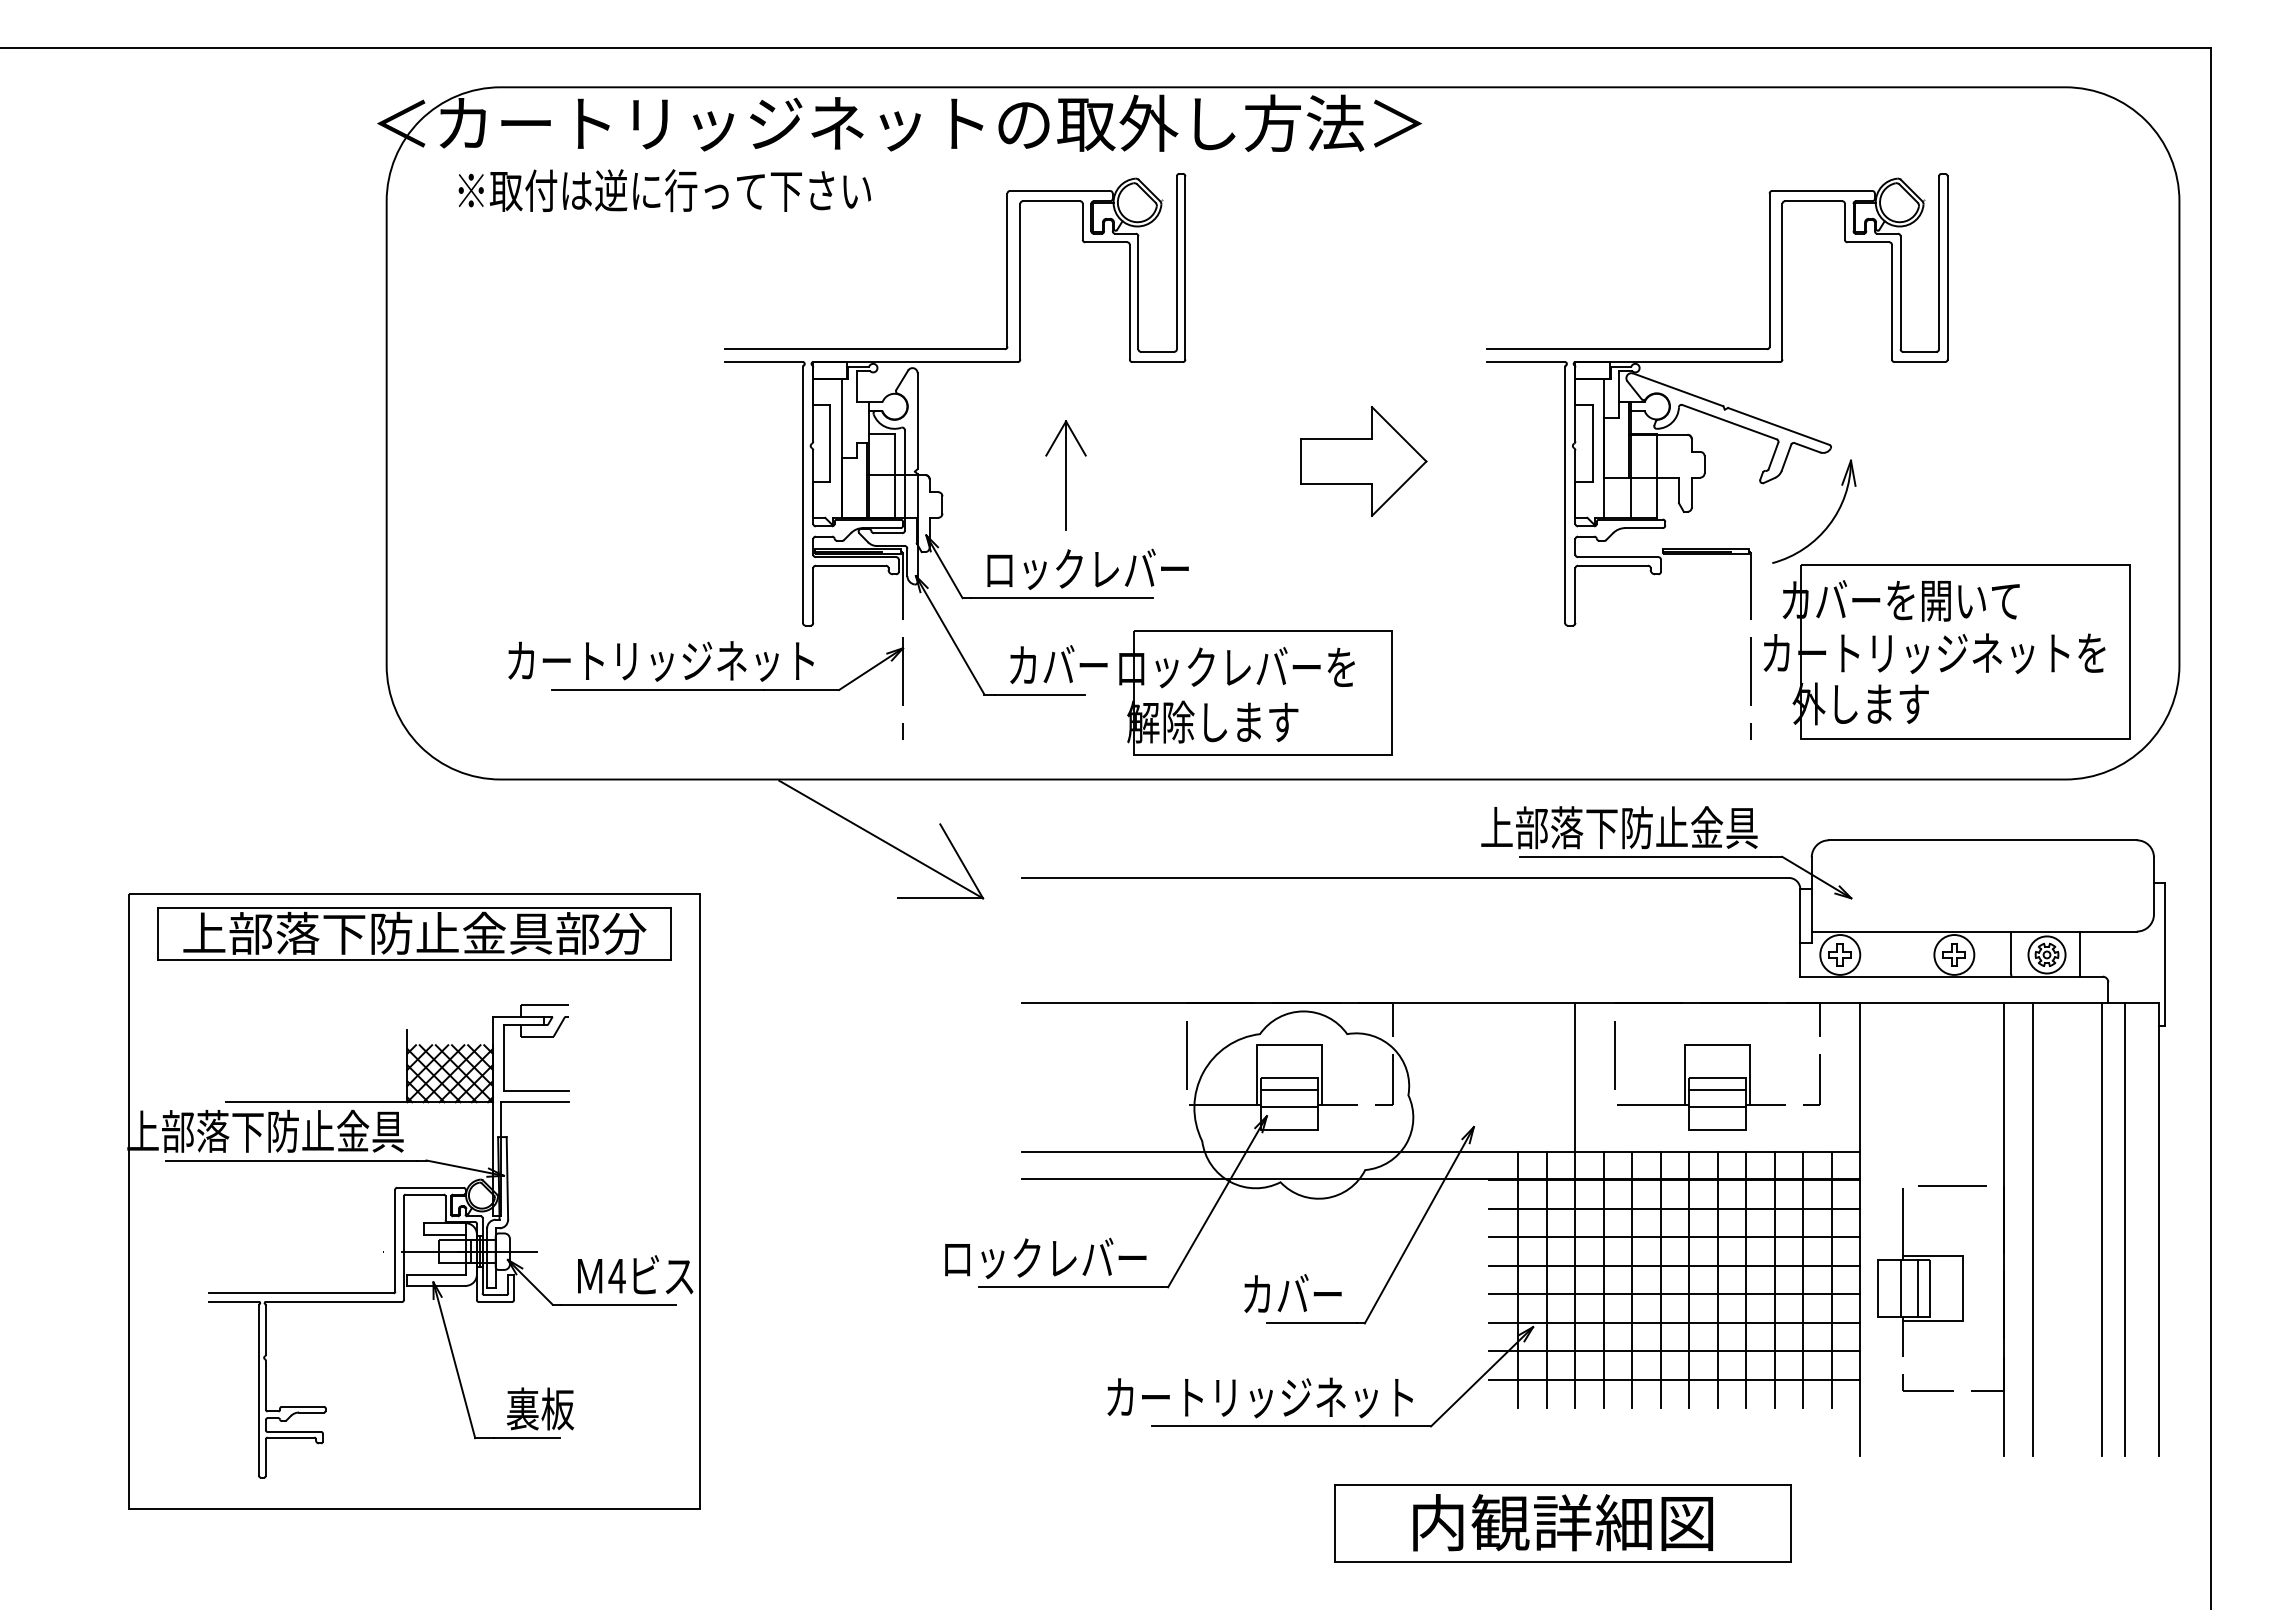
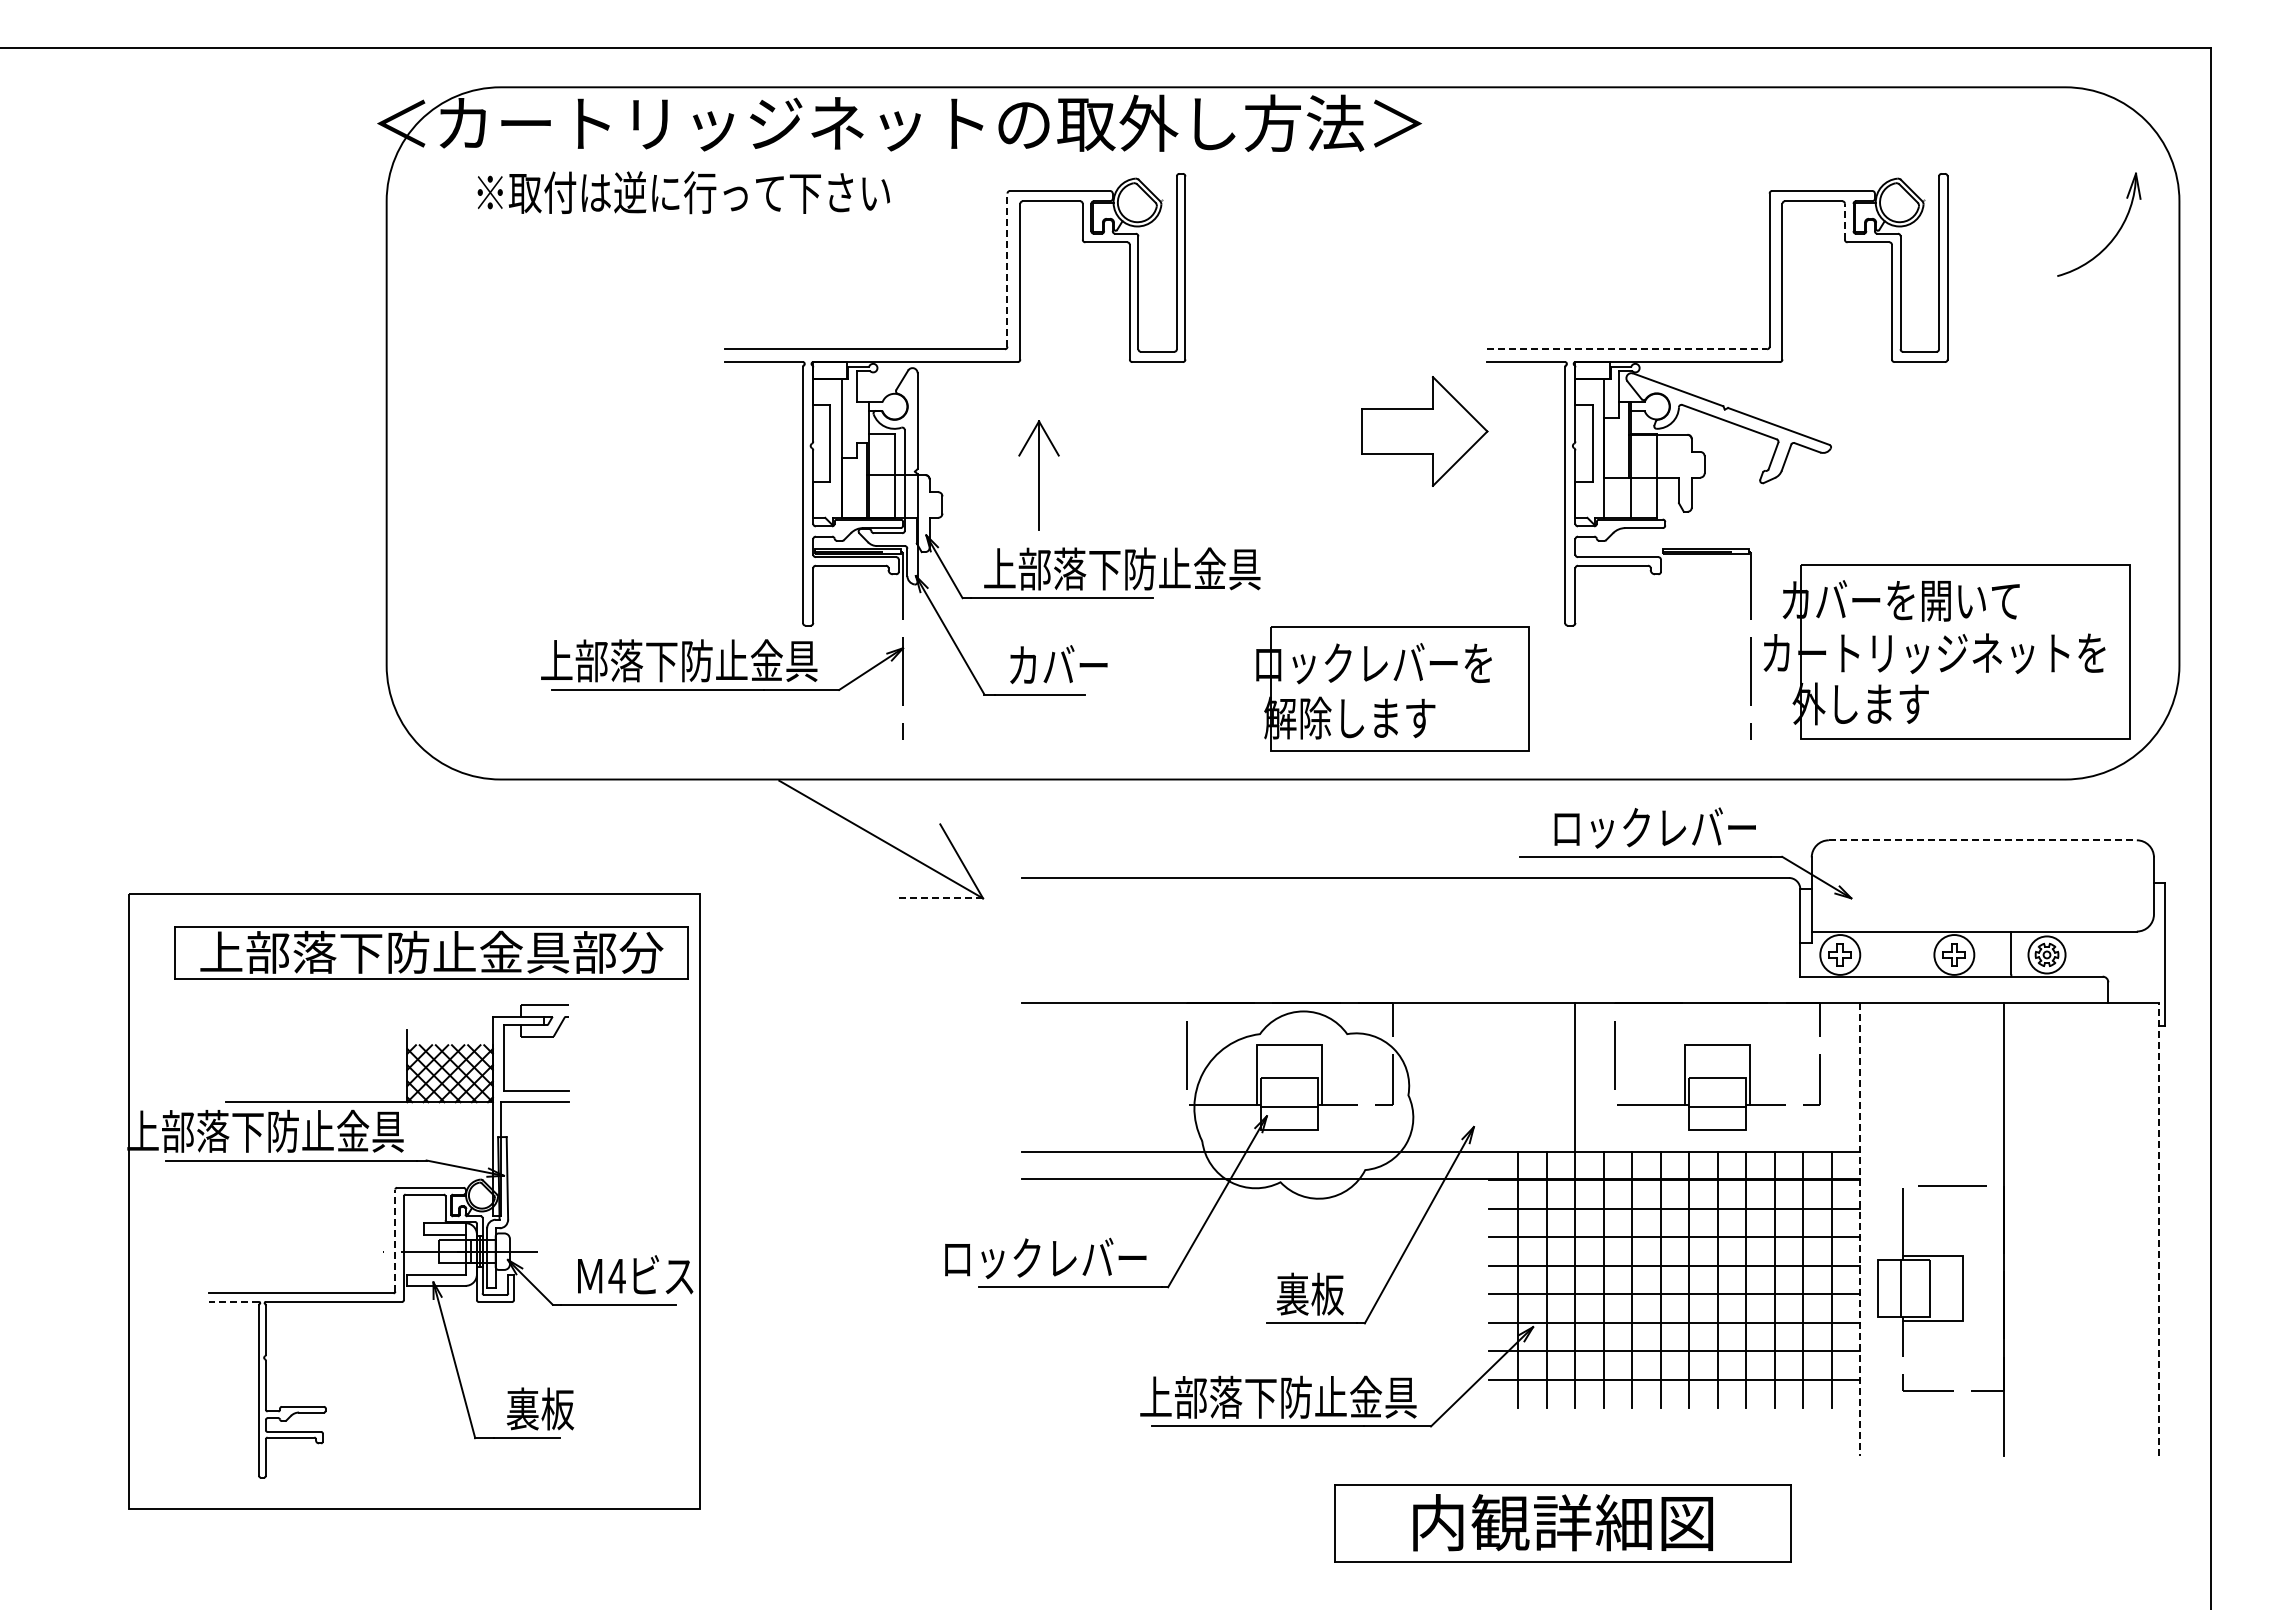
text position: (664, 190) -> (683, 192) (683, 192)
line: solid -> dashed (1844, 221)
line: solid -> dashed (1007, 270)
line: solid -> dashed (1627, 349)
part position: (1363, 461) -> (1424, 431) (1424, 431)
part position: (1065, 475) -> (1038, 475) (1038, 475)
part position: (1829, 522) -> (2114, 235) (2114, 235)
text: ロックレバー -> 上部落下防止金具 (1122, 568)
text: カートリッジネット -> 上部落下防止金具 (662, 660)
part position: (1255, 692) -> (1392, 688) (1392, 688)
text: 上部落下防止金具 -> ロックレバー (1619, 827)
line: solid -> dashed (1983, 840)
line: solid -> dashed (940, 898)
part position: (414, 933) -> (431, 952) (431, 952)
line: present -> none (2079, 953)
line: present -> none (1289, 1089)
line: present -> none (1717, 1089)
line: present -> none (2033, 1229)
line: present -> none (2101, 1229)
line: present -> none (2125, 1229)
line: solid -> dashed (2158, 1229)
line: solid -> dashed (1860, 1230)
line: solid -> dashed (395, 1240)
line: present -> none (1918, 1288)
text: カバー -> 裏板 (1293, 1293)
line: solid -> dashed (233, 1301)
text: カートリッジネット -> 上部落下防止金具 (1261, 1396)
